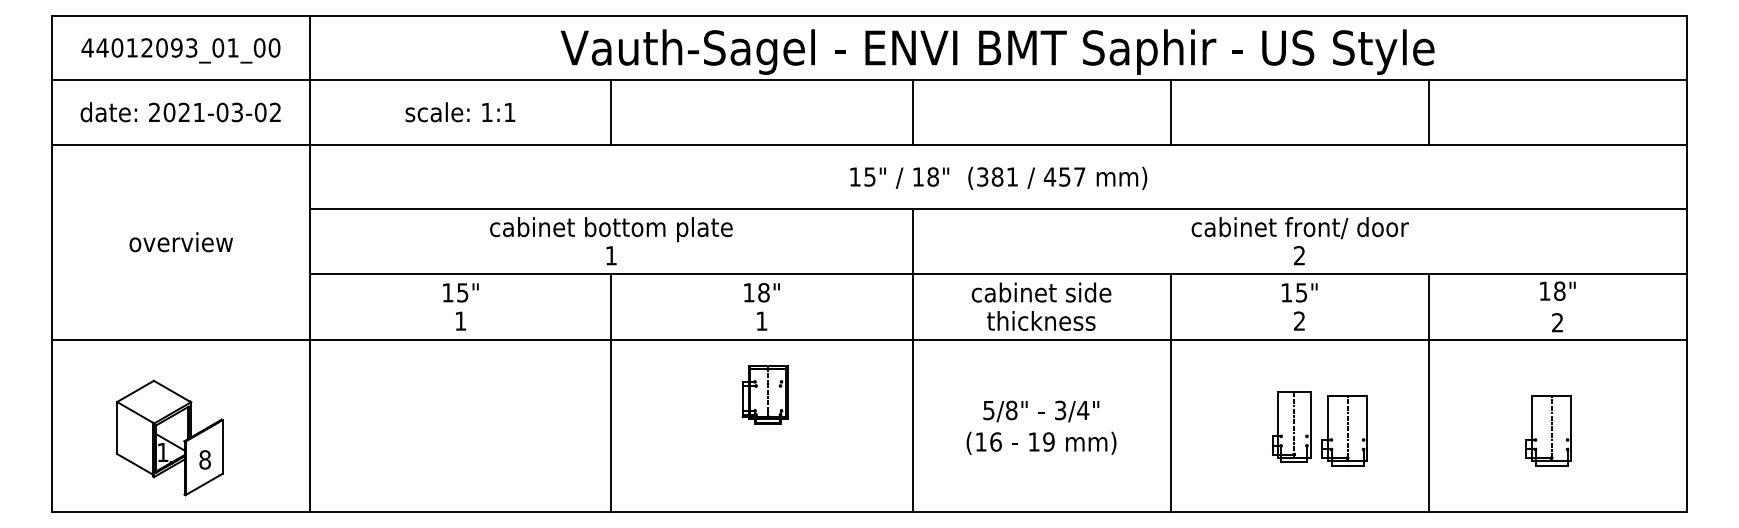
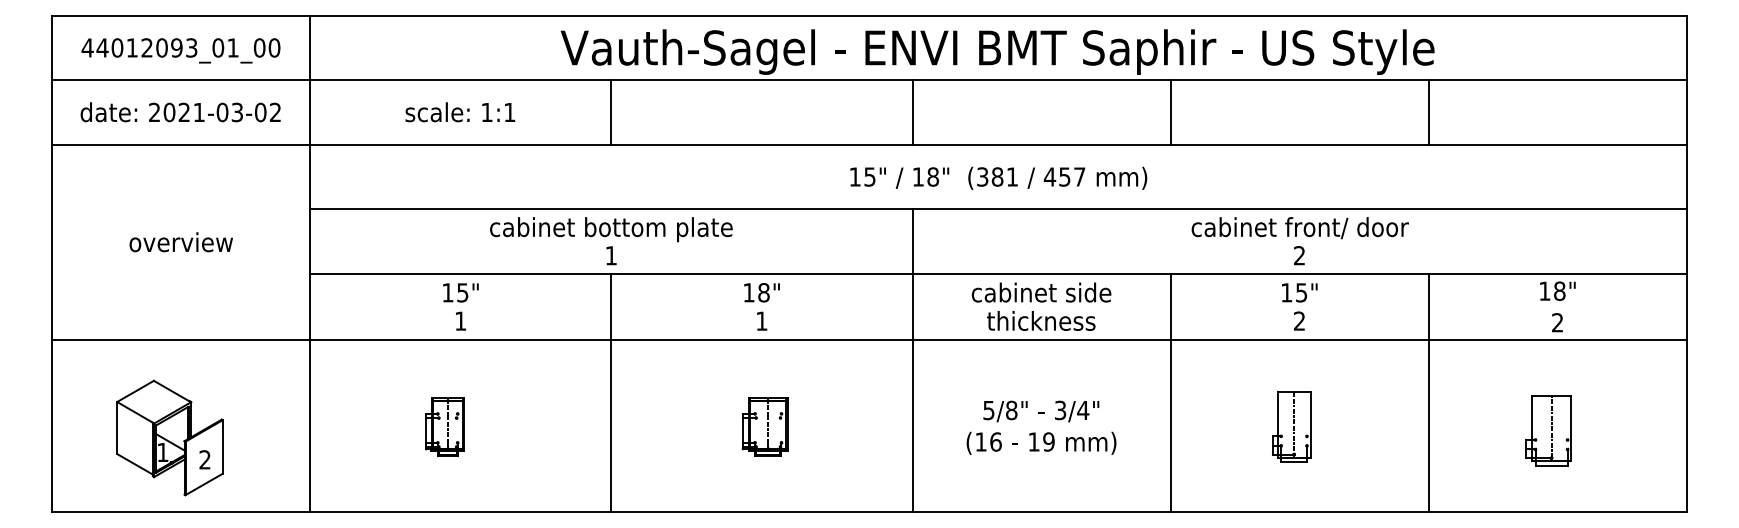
part position: (764, 394) -> (764, 426) (764, 426)
part: none -> present (444, 426)
part: present -> none (1344, 430)
text: 8 -> 2 (204, 459)
